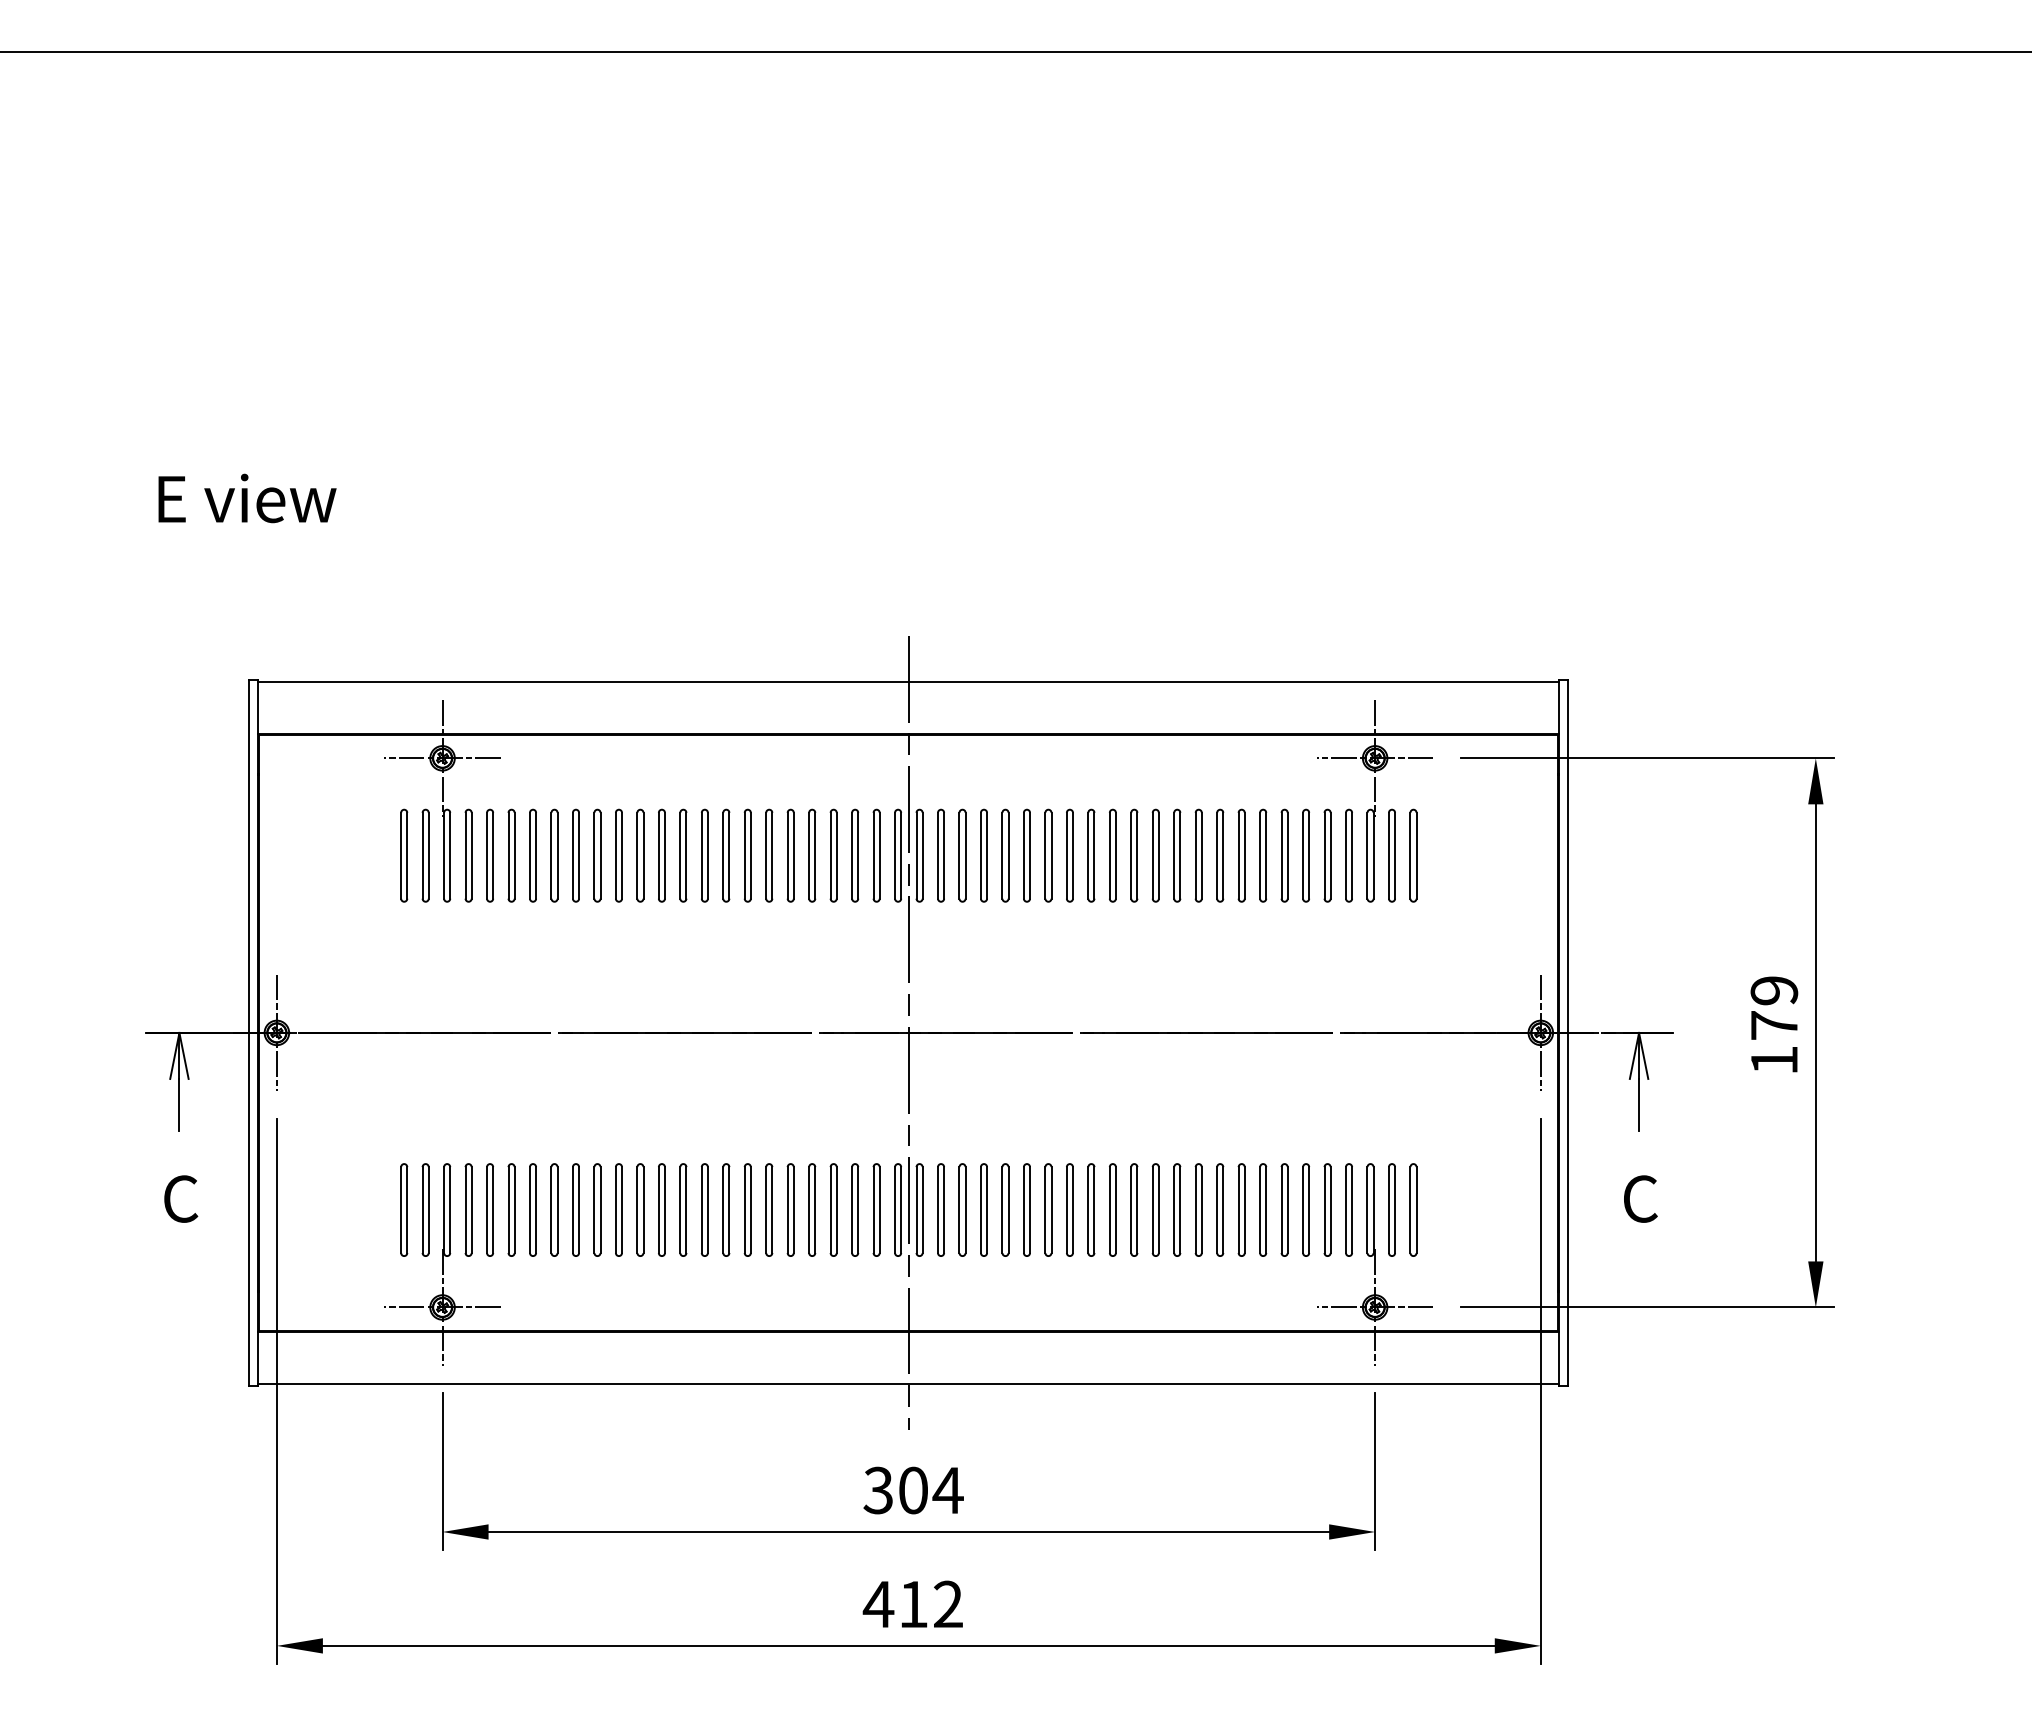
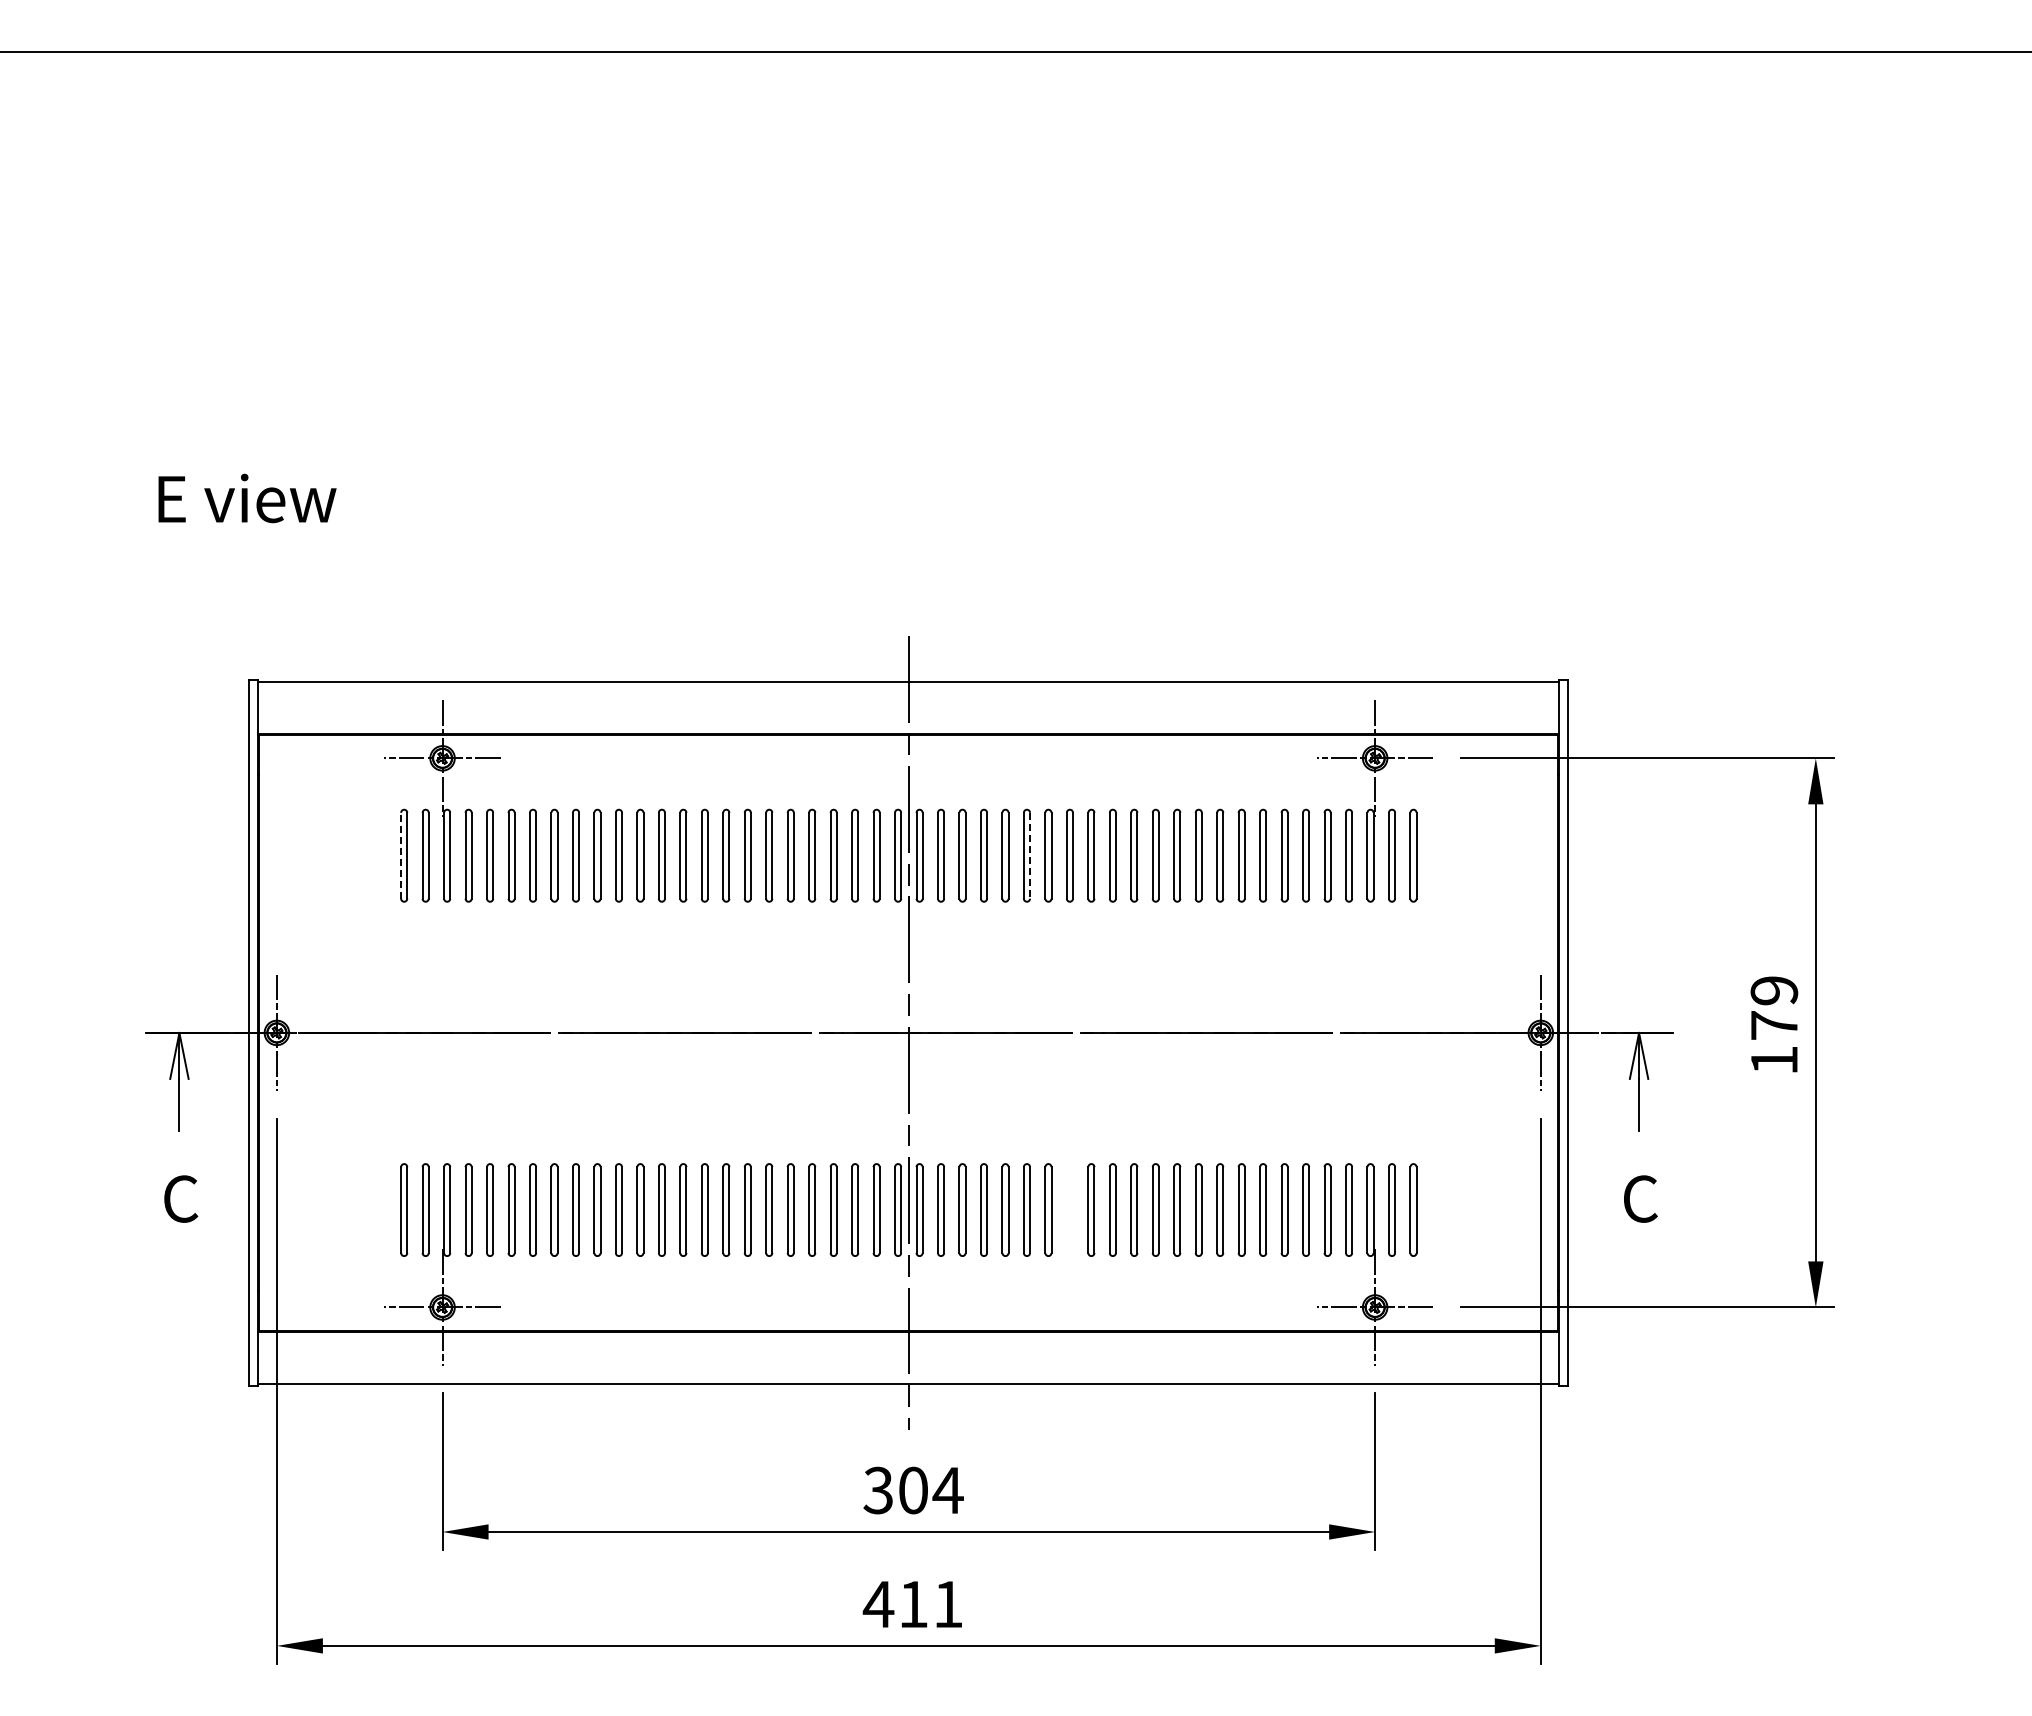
line: solid -> dashed (401, 855)
line: solid -> dashed (1030, 855)
part: present -> none (1069, 1209)
text: 412 -> 411 (948, 1603)
